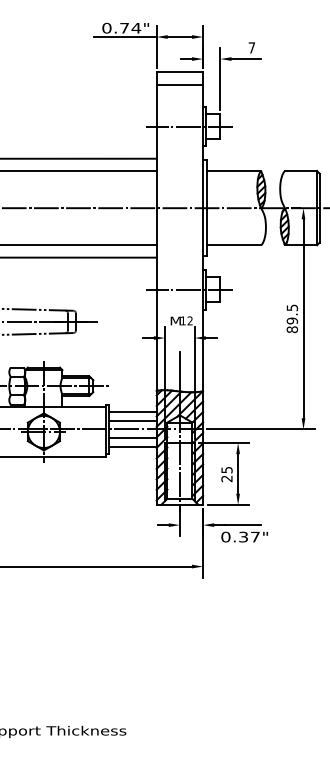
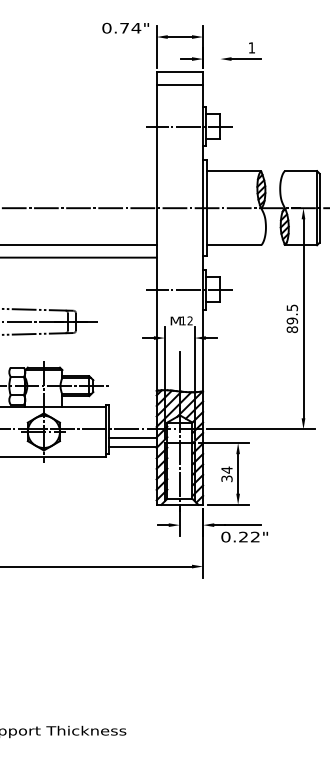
line: present -> none (125, 37)
text: 7 -> 1 (251, 47)
line: present -> none (220, 78)
line: present -> none (79, 158)
line: present -> none (79, 171)
line: present -> none (132, 412)
line: present -> none (132, 420)
text: 25 -> 34 (226, 474)
text: 0.37" -> 0.22" (249, 536)
